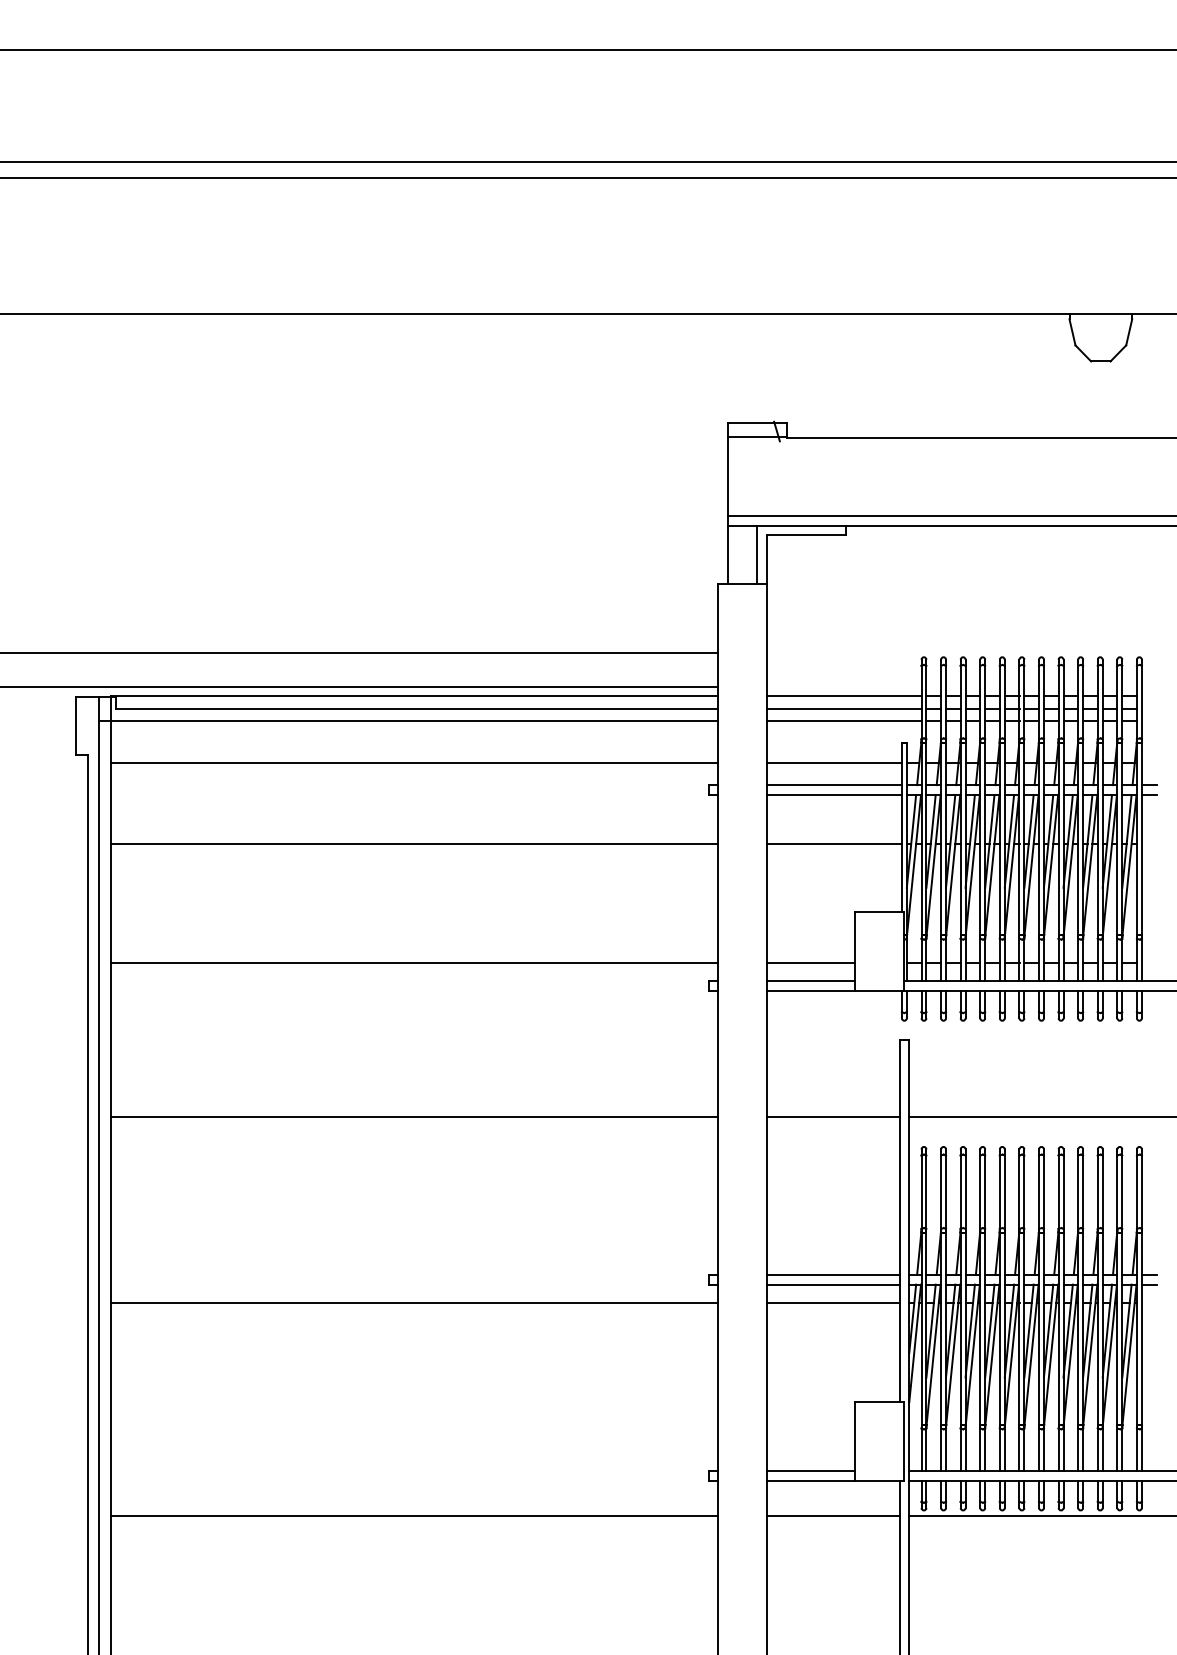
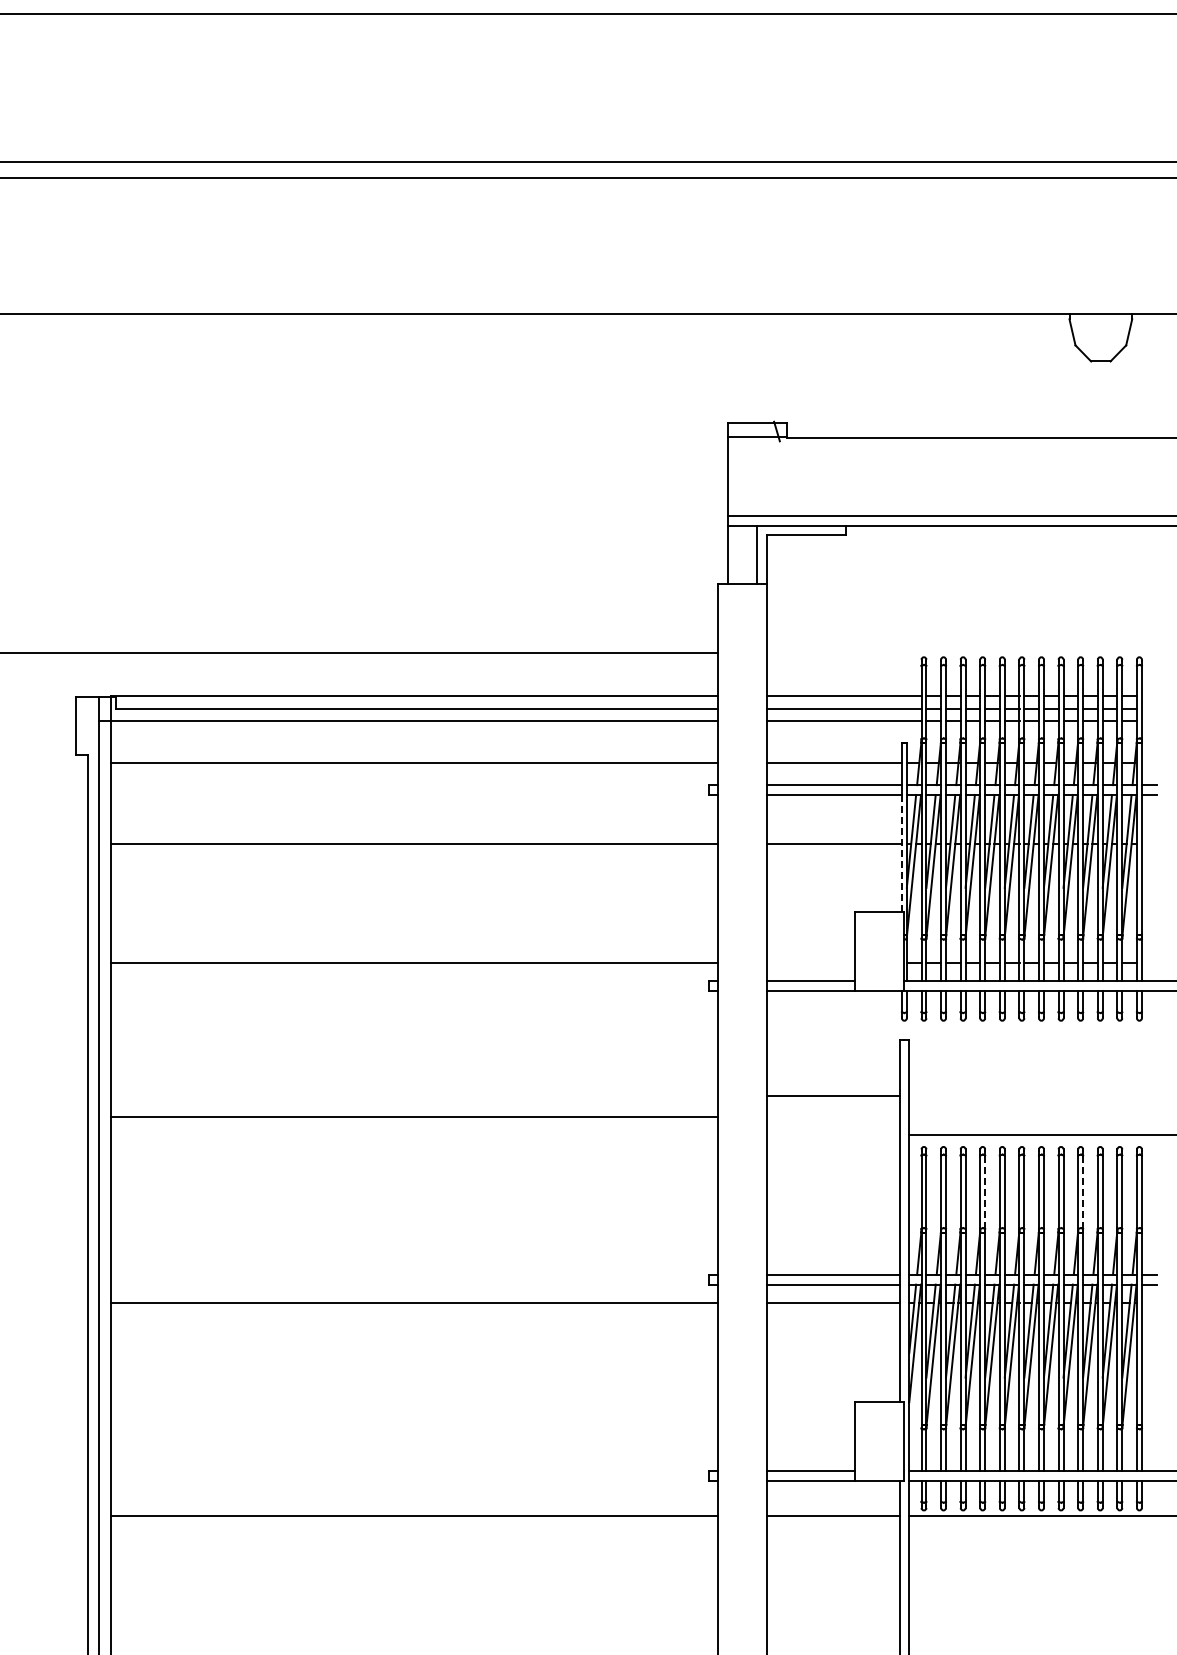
line position: (587, 49) -> (587, 13) (587, 13)
line: present -> none (360, 687)
line: solid -> dashed (901, 853)
line: present -> none (811, 963)
line position: (833, 1117) -> (833, 1096) (833, 1096)
line position: (1041, 1117) -> (1041, 1135) (1041, 1135)
line: solid -> dashed (985, 1192)
line: solid -> dashed (1083, 1192)
